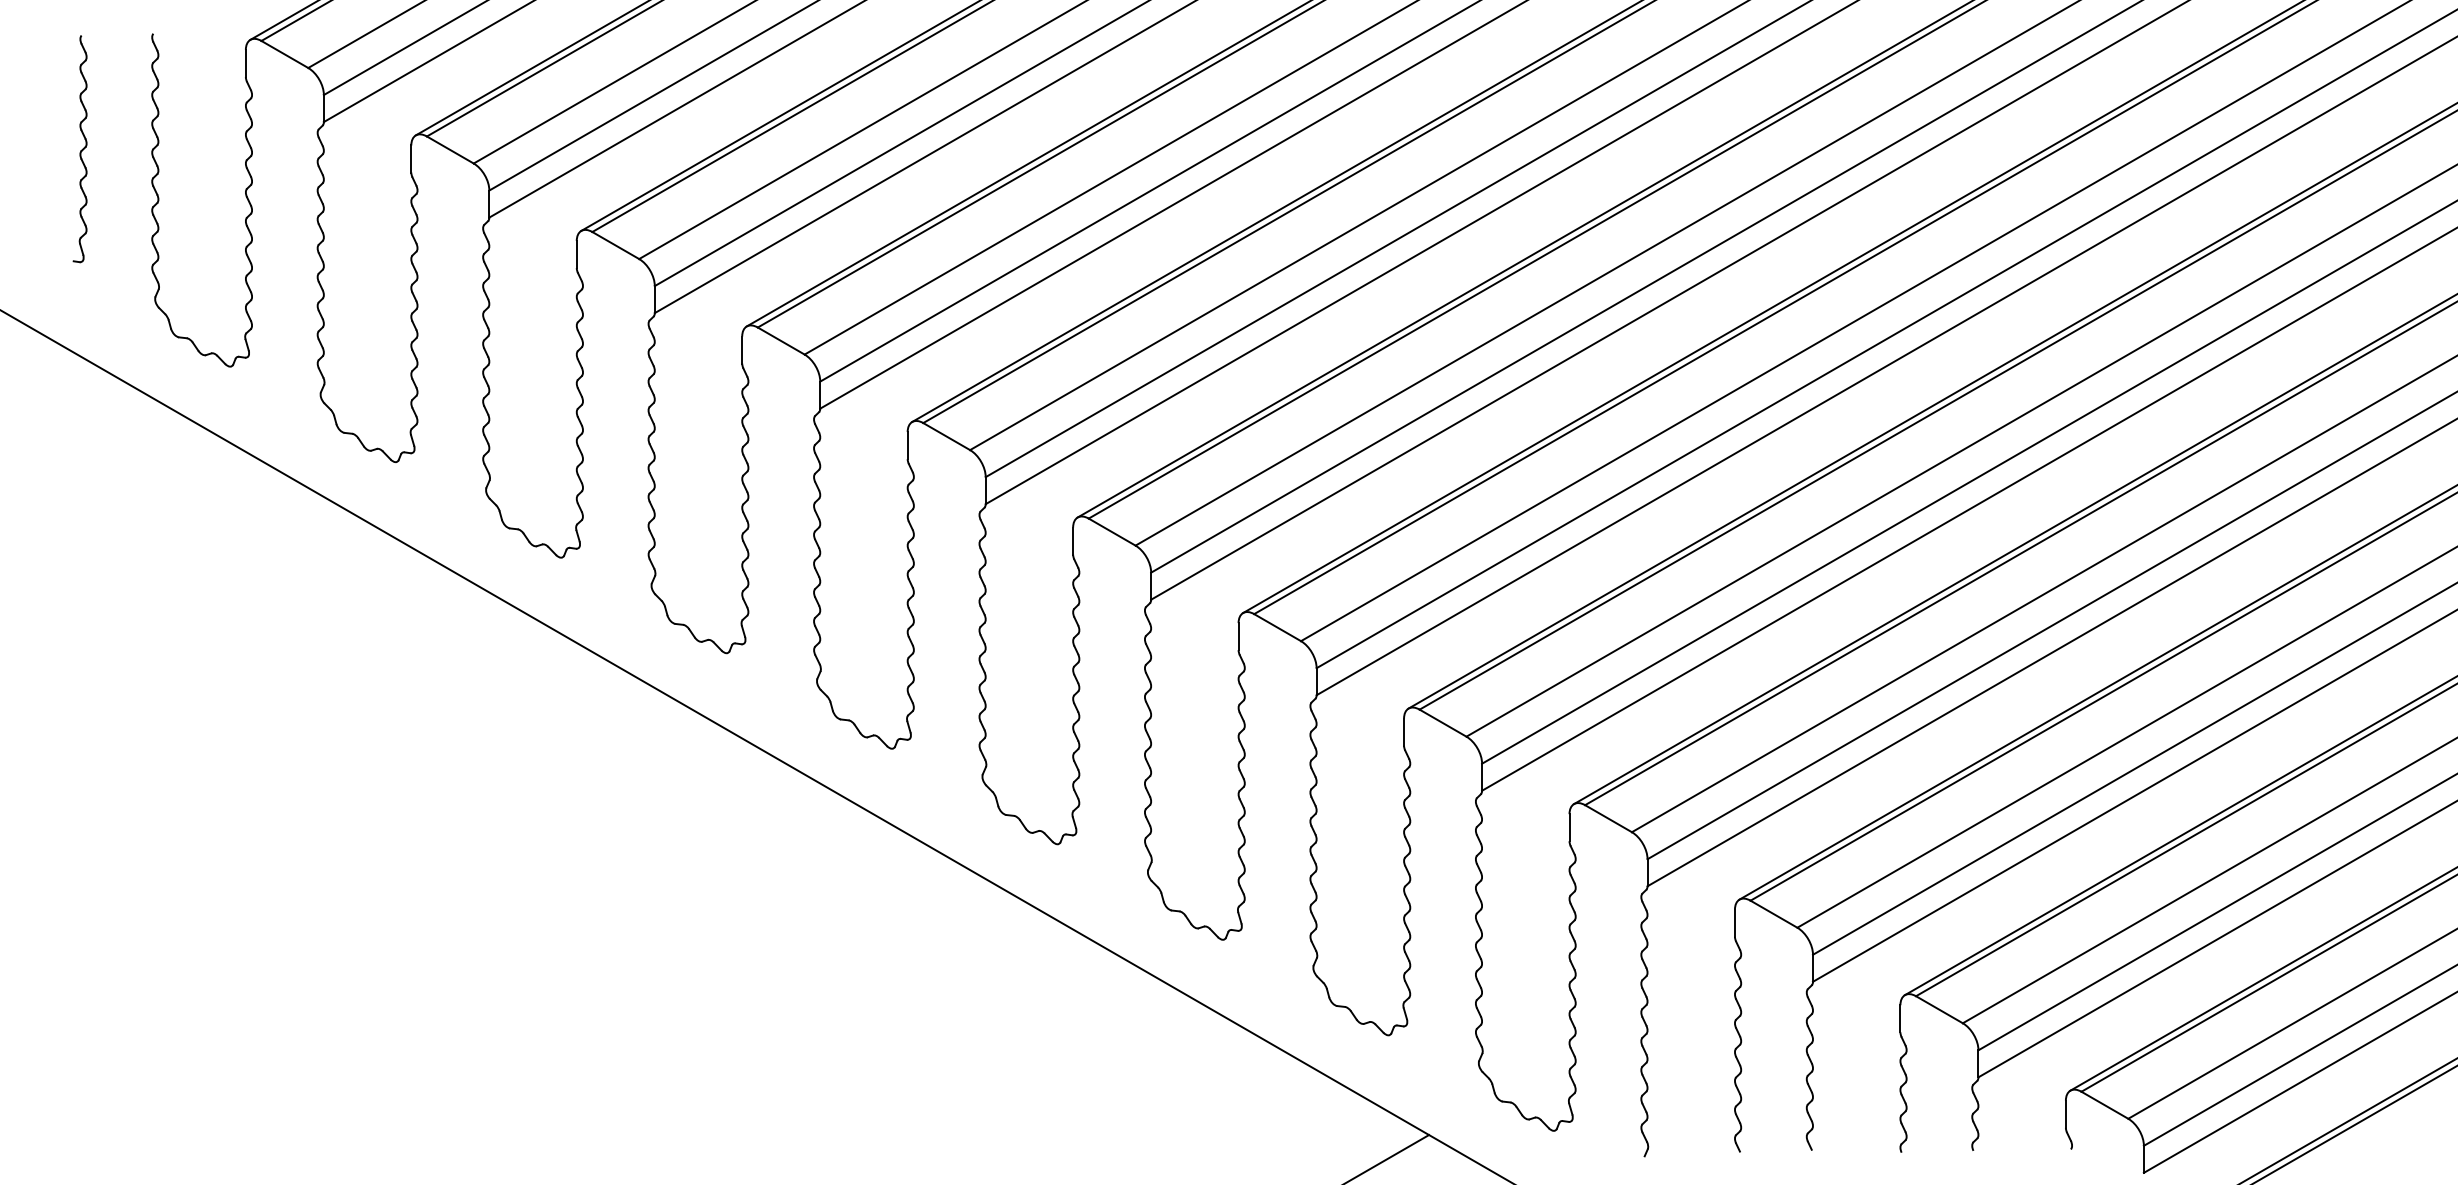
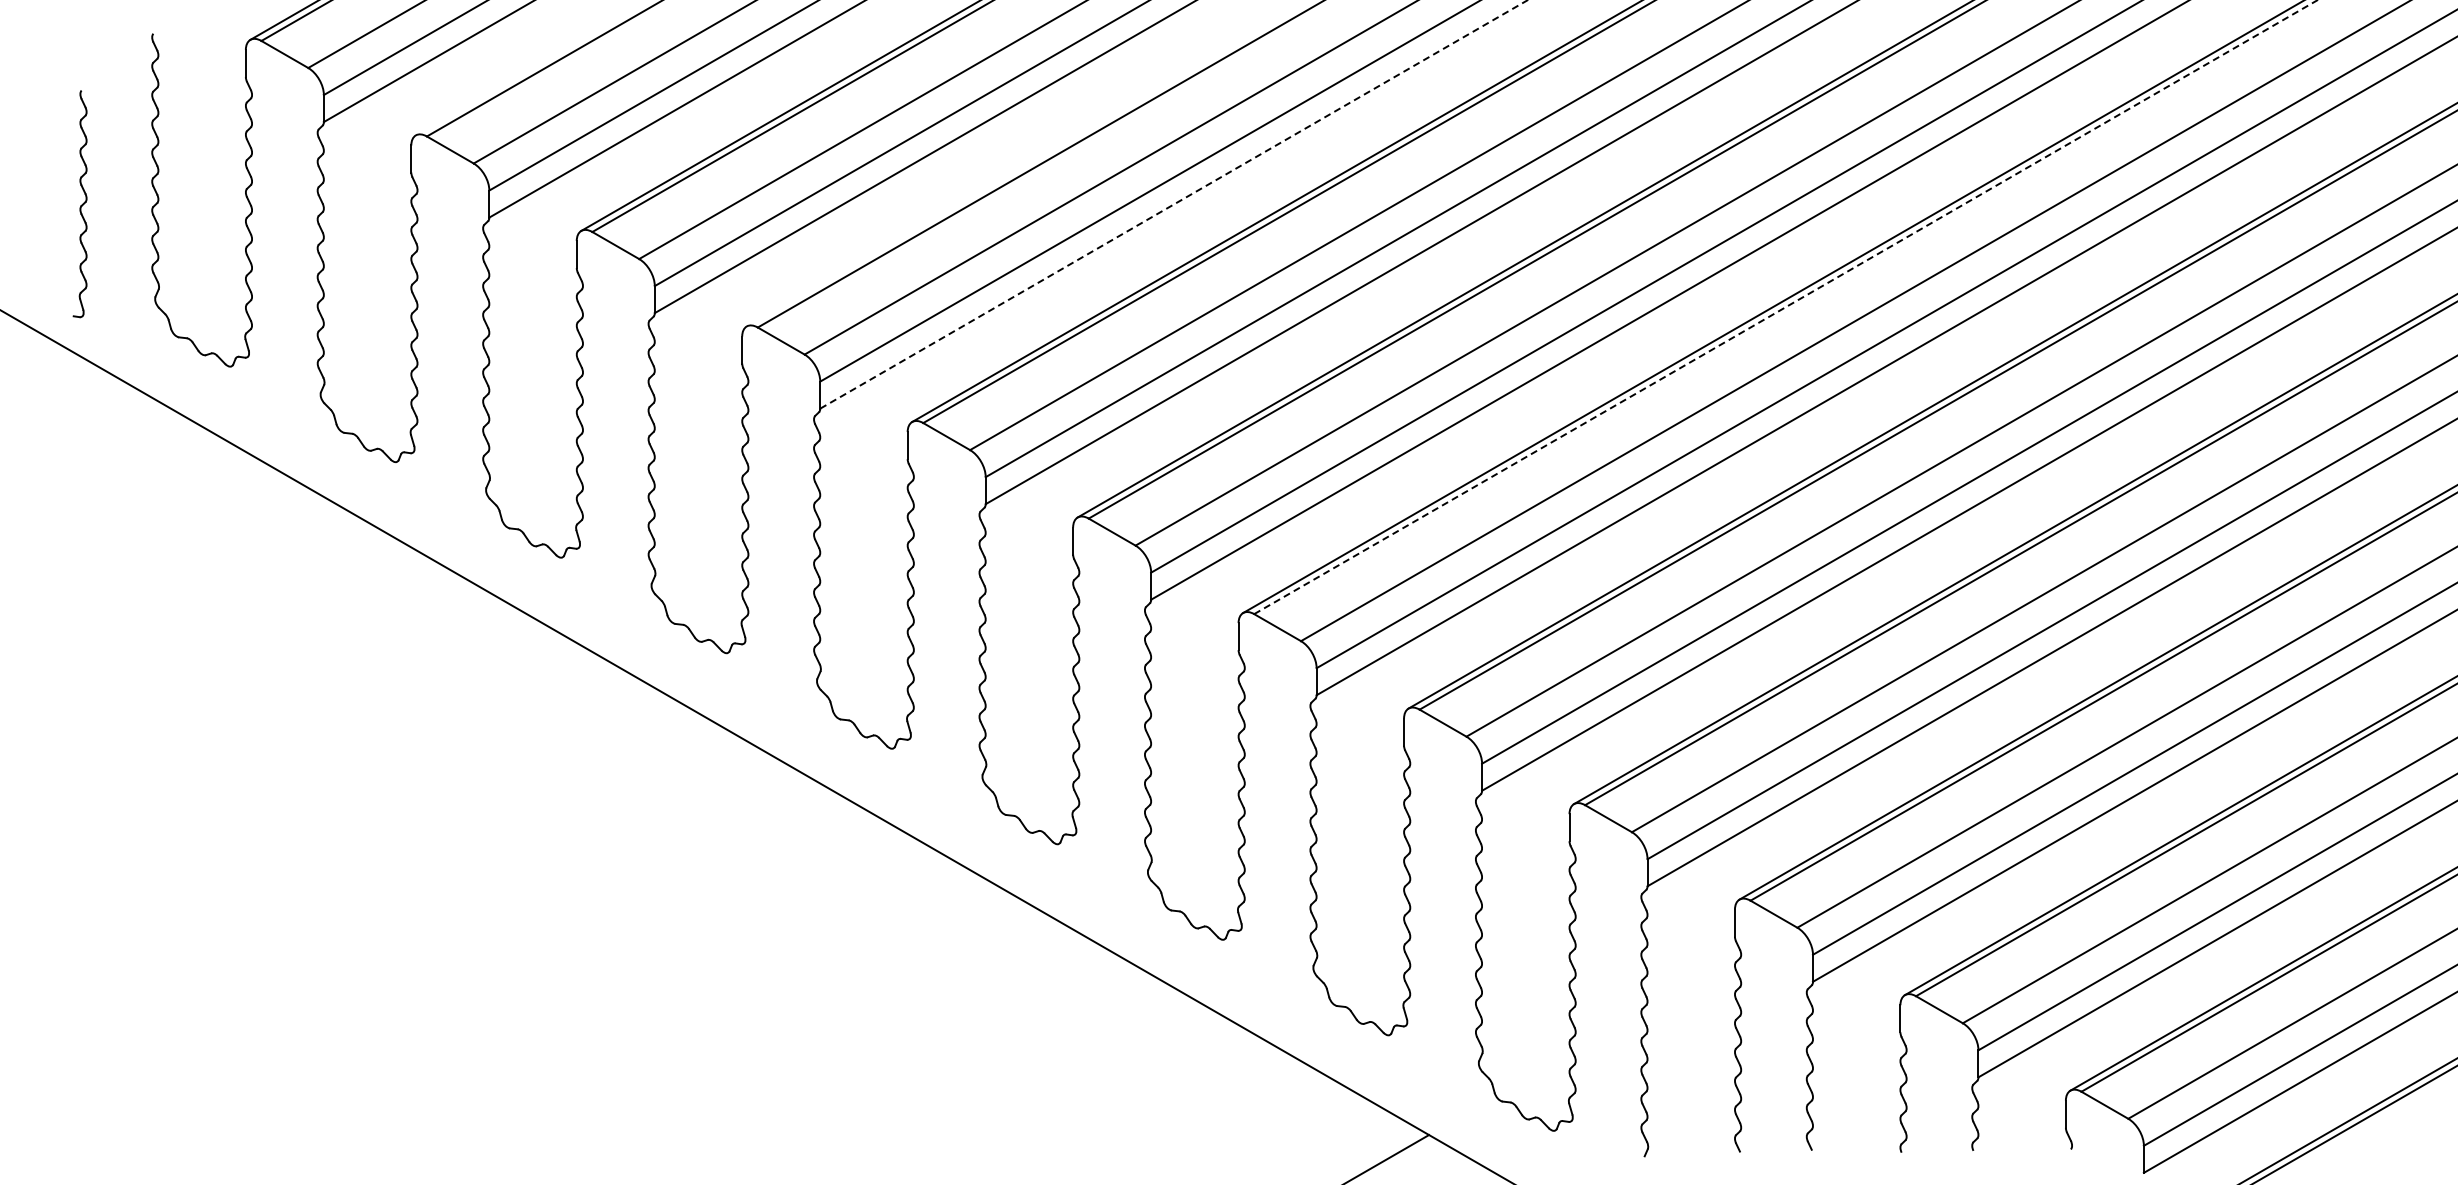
line: present -> none (530, 68)
part position: (79, 149) -> (79, 204) (79, 204)
line: present -> none (1027, 164)
line: solid -> dashed (1173, 204)
line: solid -> dashed (1785, 307)
